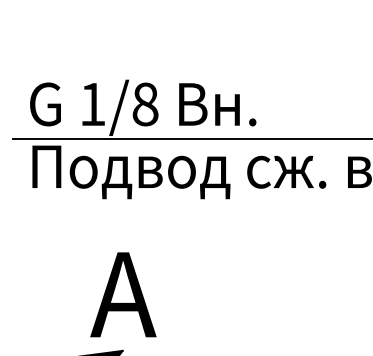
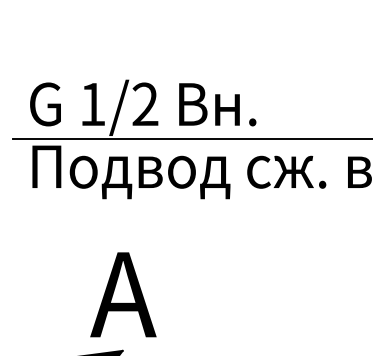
text: 1/8 -> 1/2 (145, 104)
